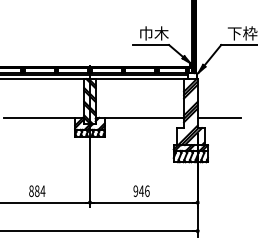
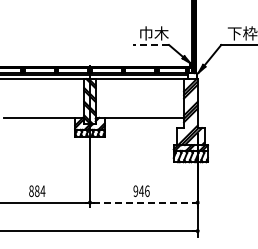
line: solid -> dashed (151, 45)
line: present -> none (219, 117)
line: solid -> dashed (144, 202)
